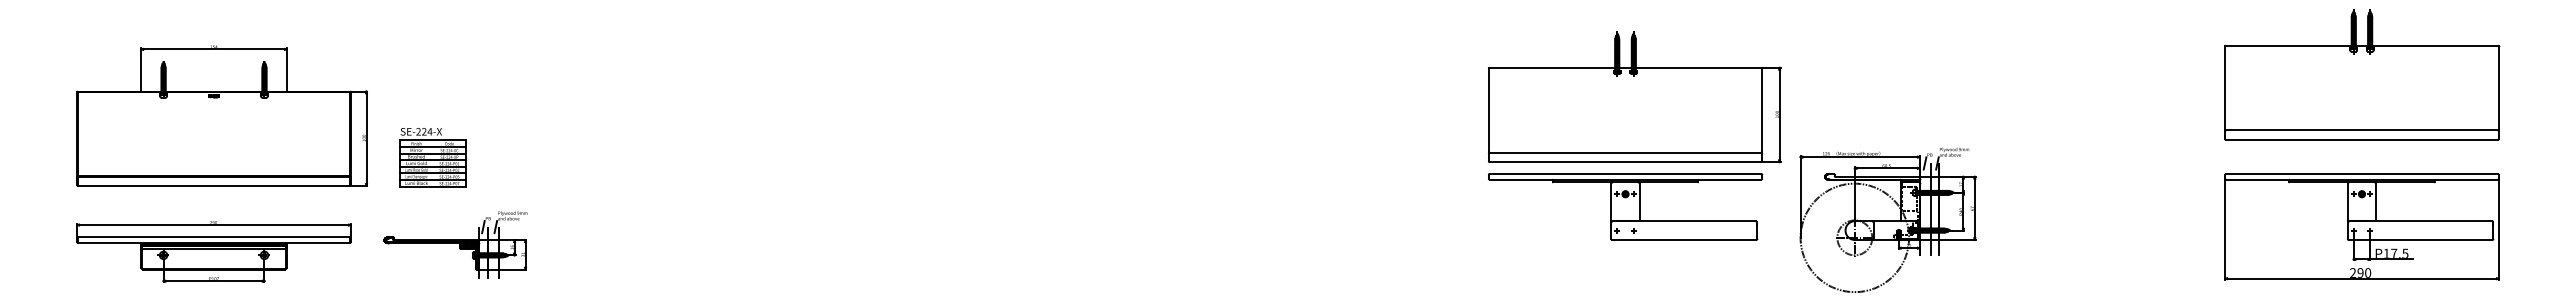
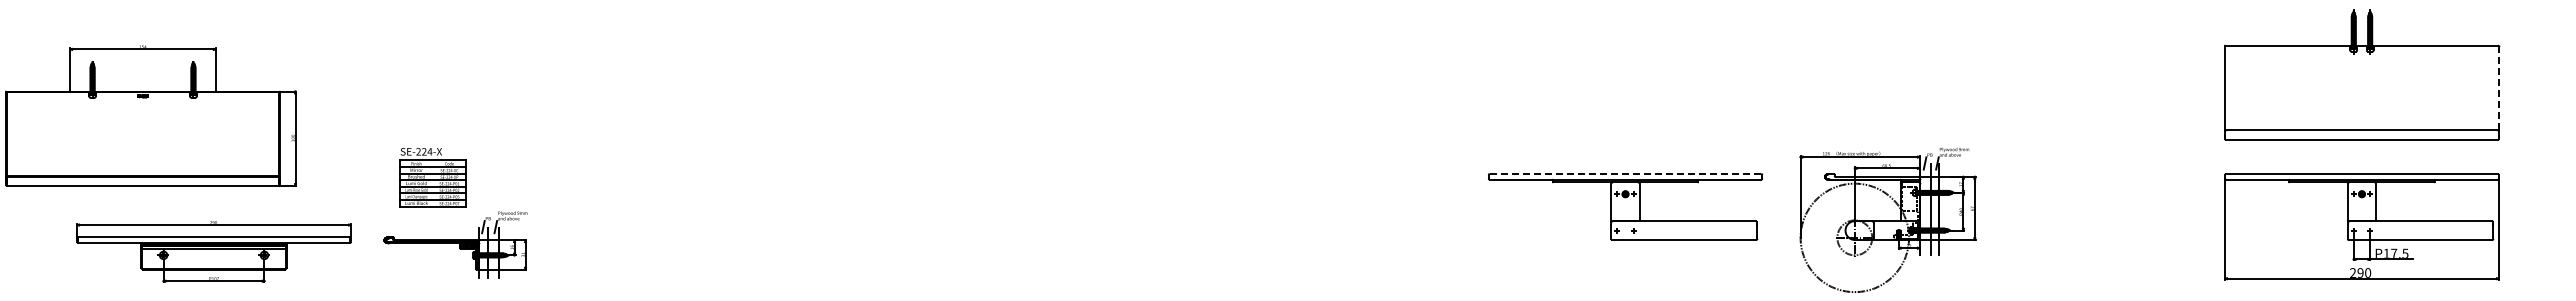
line: solid -> dashed (2498, 87)
part: present -> none (1634, 97)
part position: (221, 115) -> (150, 115) (150, 115)
part position: (432, 157) -> (432, 177) (432, 177)
line: solid -> dashed (1625, 173)
